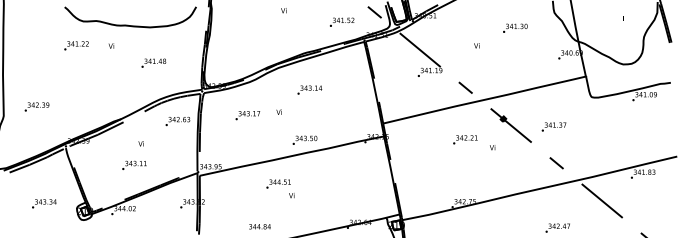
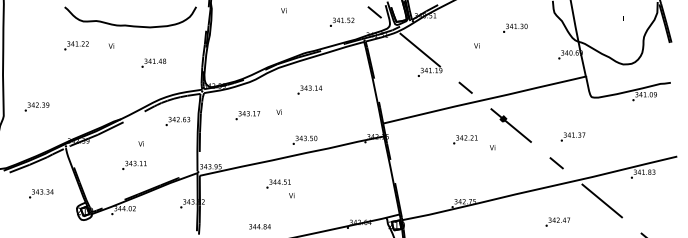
text position: (553, 126) -> (572, 136) (572, 136)
text position: (44, 203) -> (41, 193) (41, 193)
text position: (557, 227) -> (557, 221) (557, 221)
